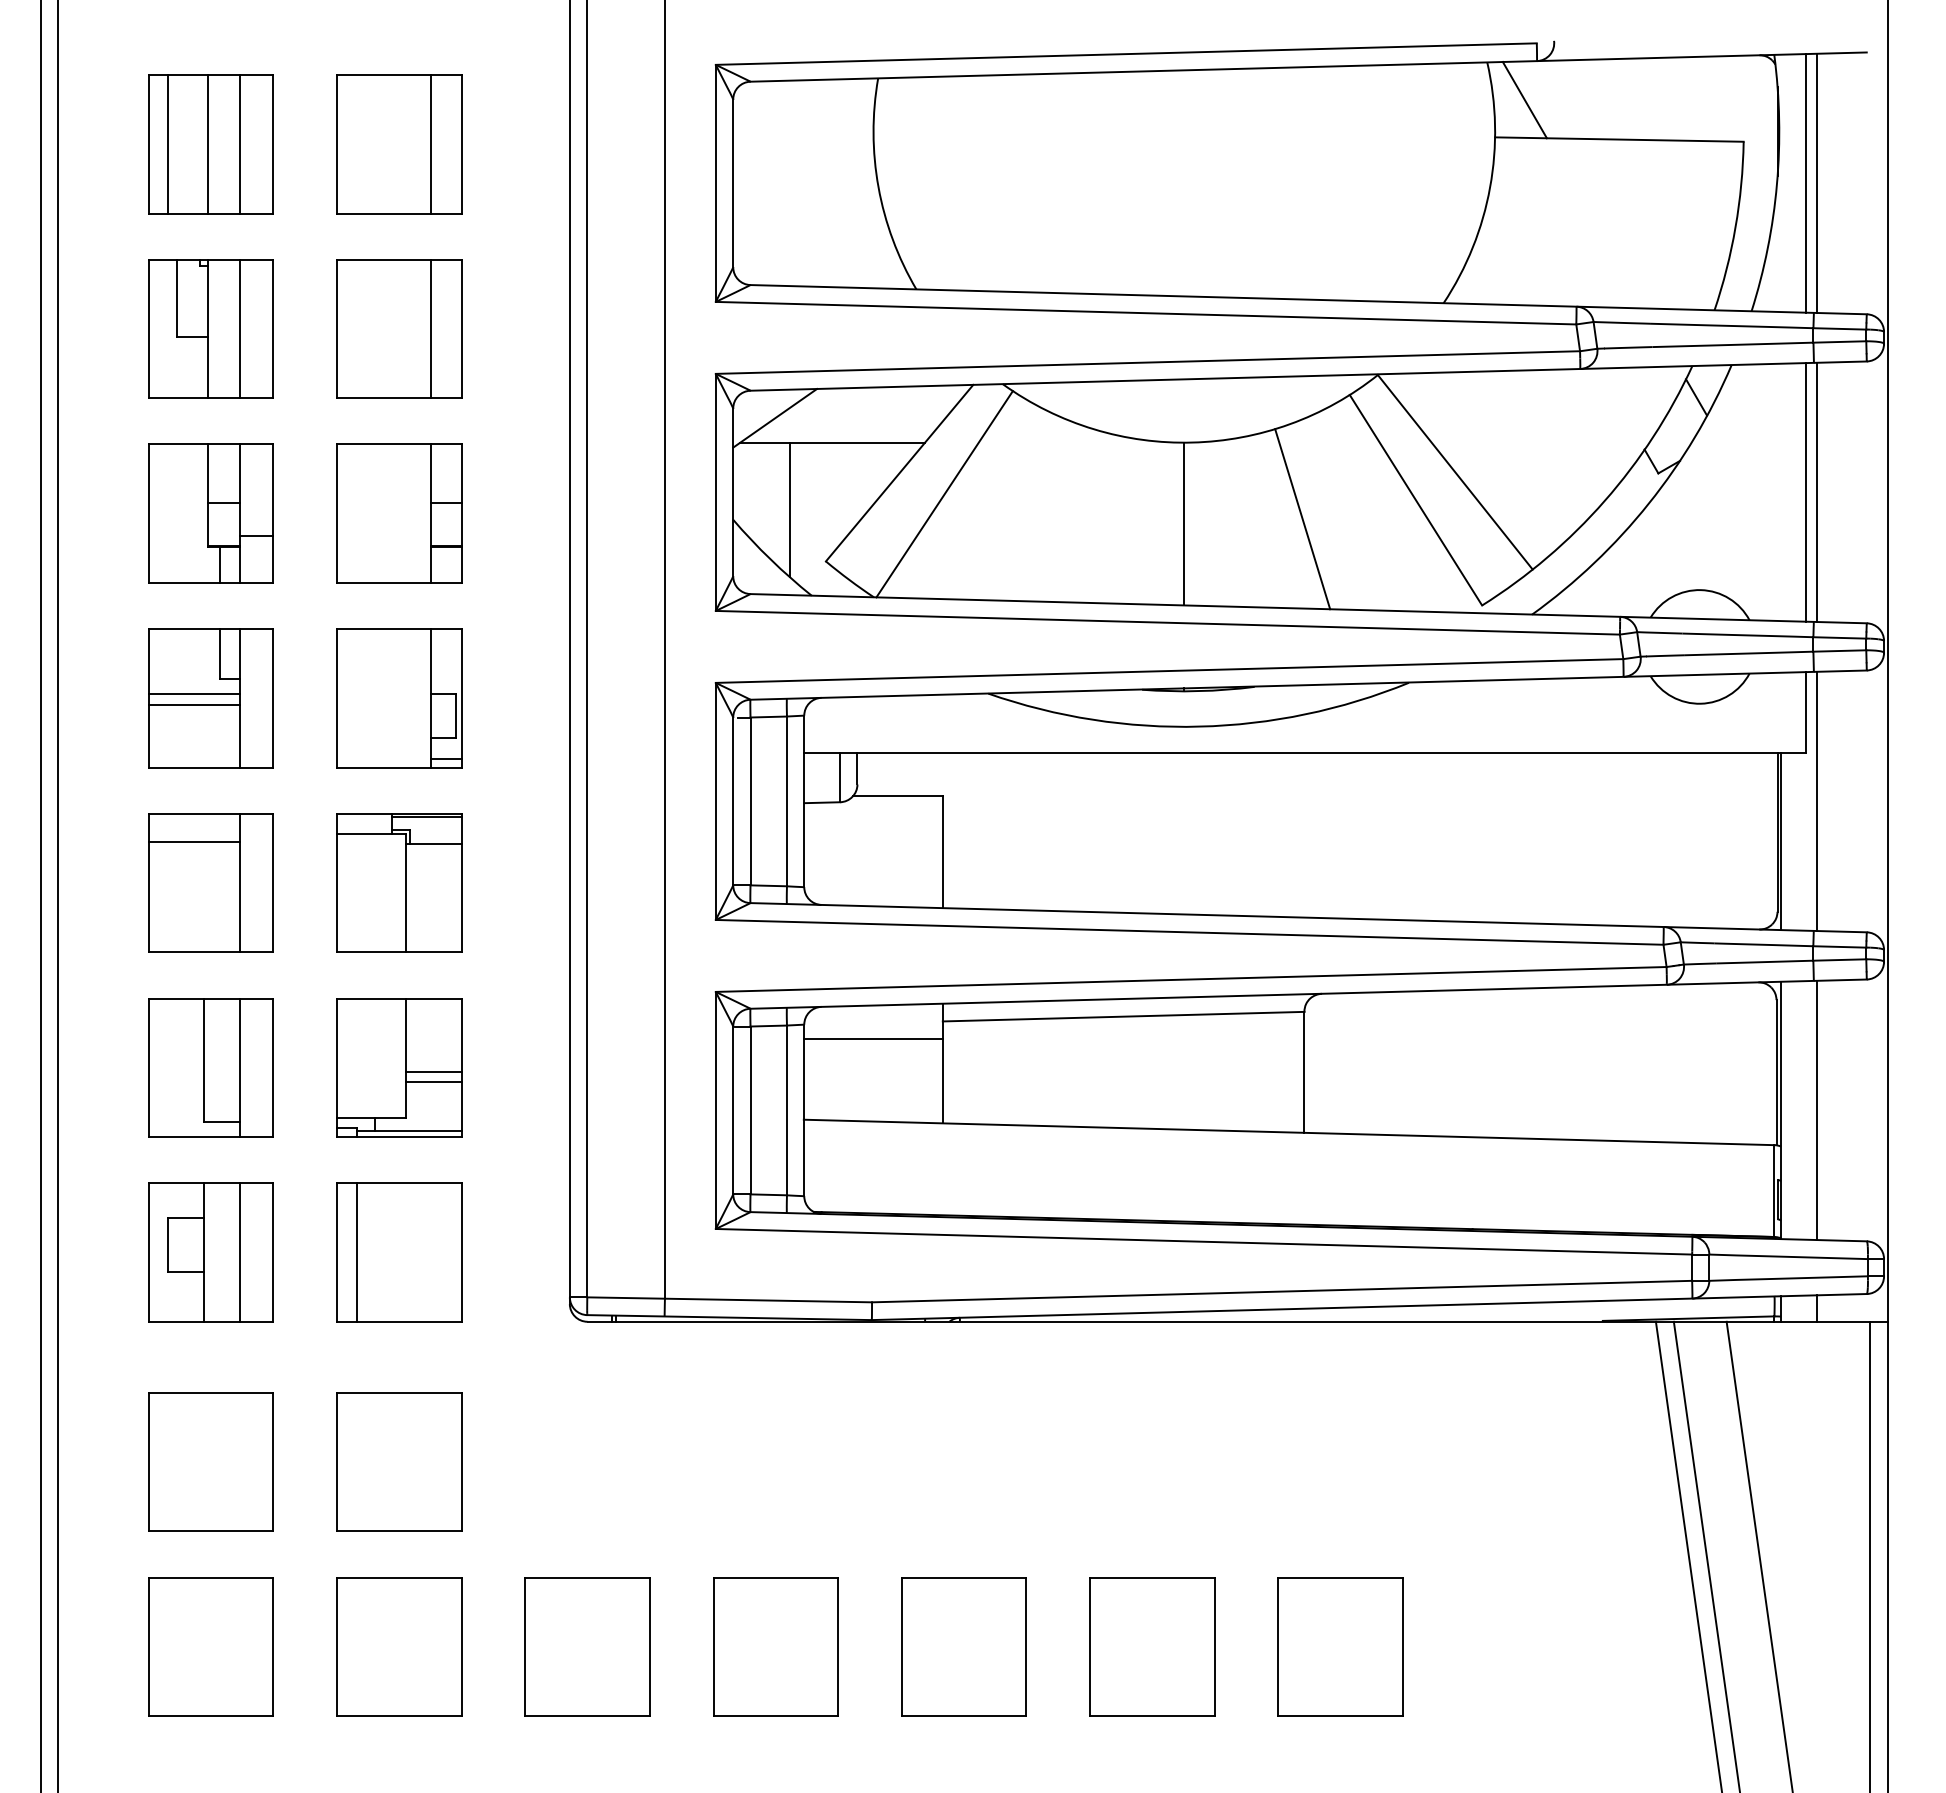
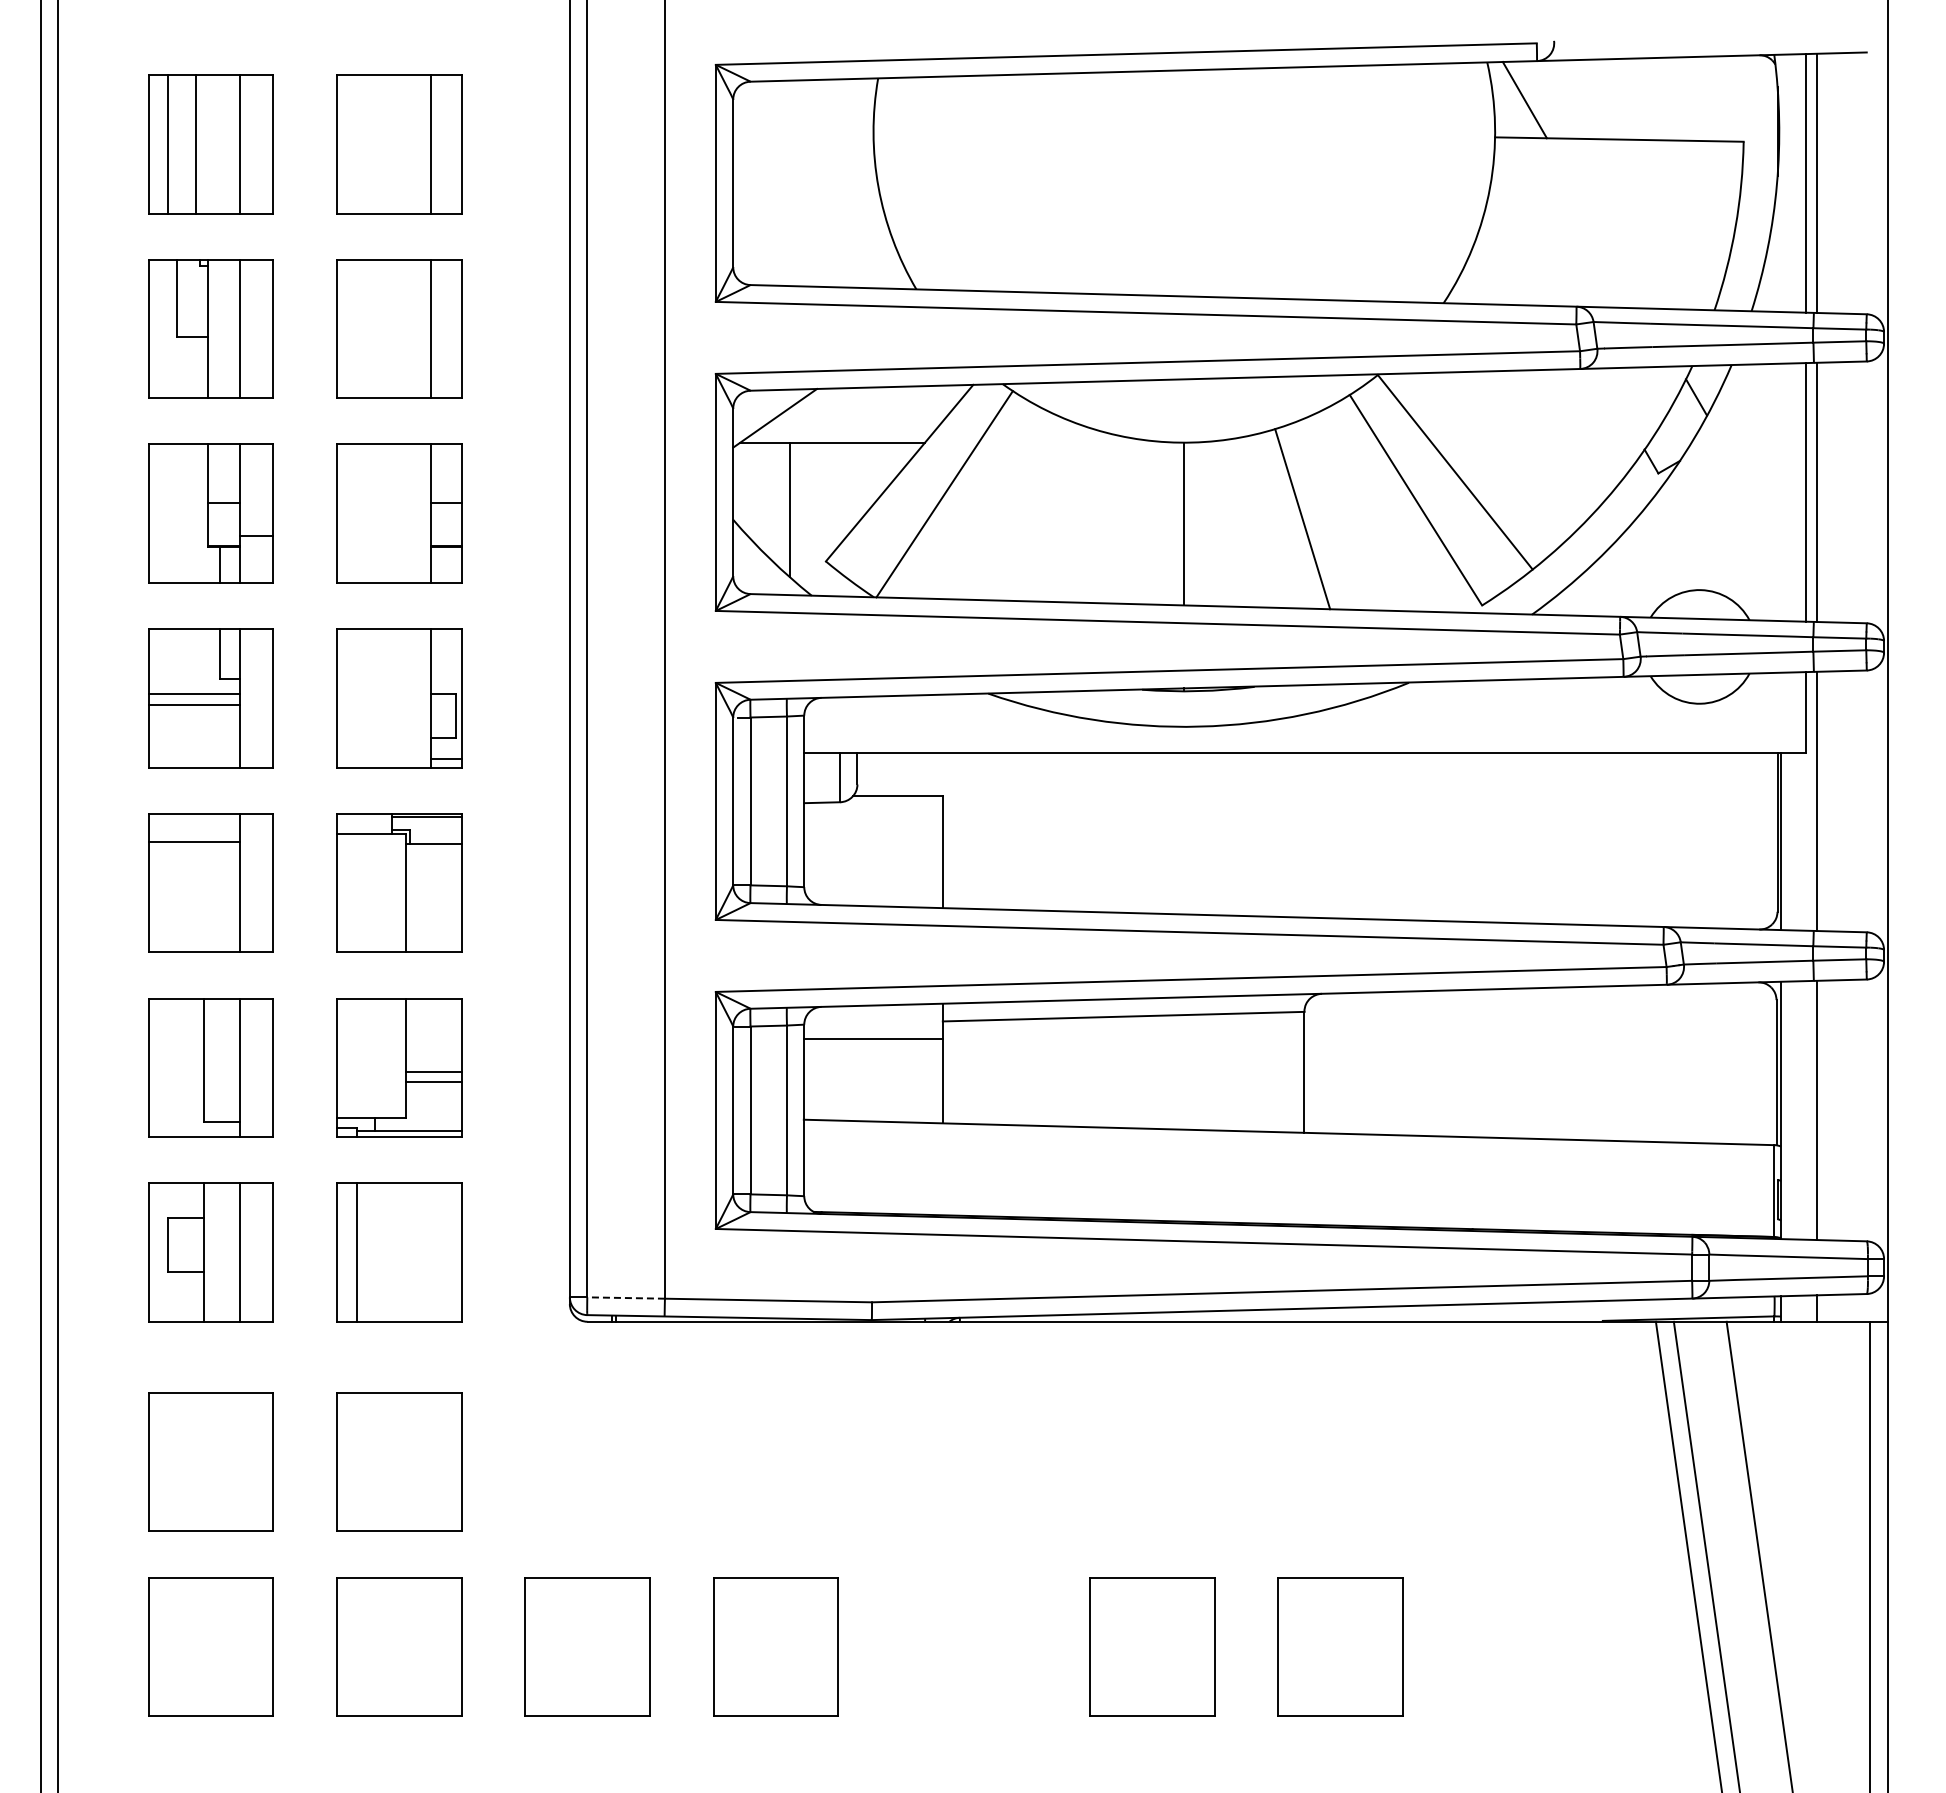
line position: (207, 144) -> (195, 144) (195, 144)
line: solid -> dashed (626, 1298)
part: present -> none (963, 1646)
